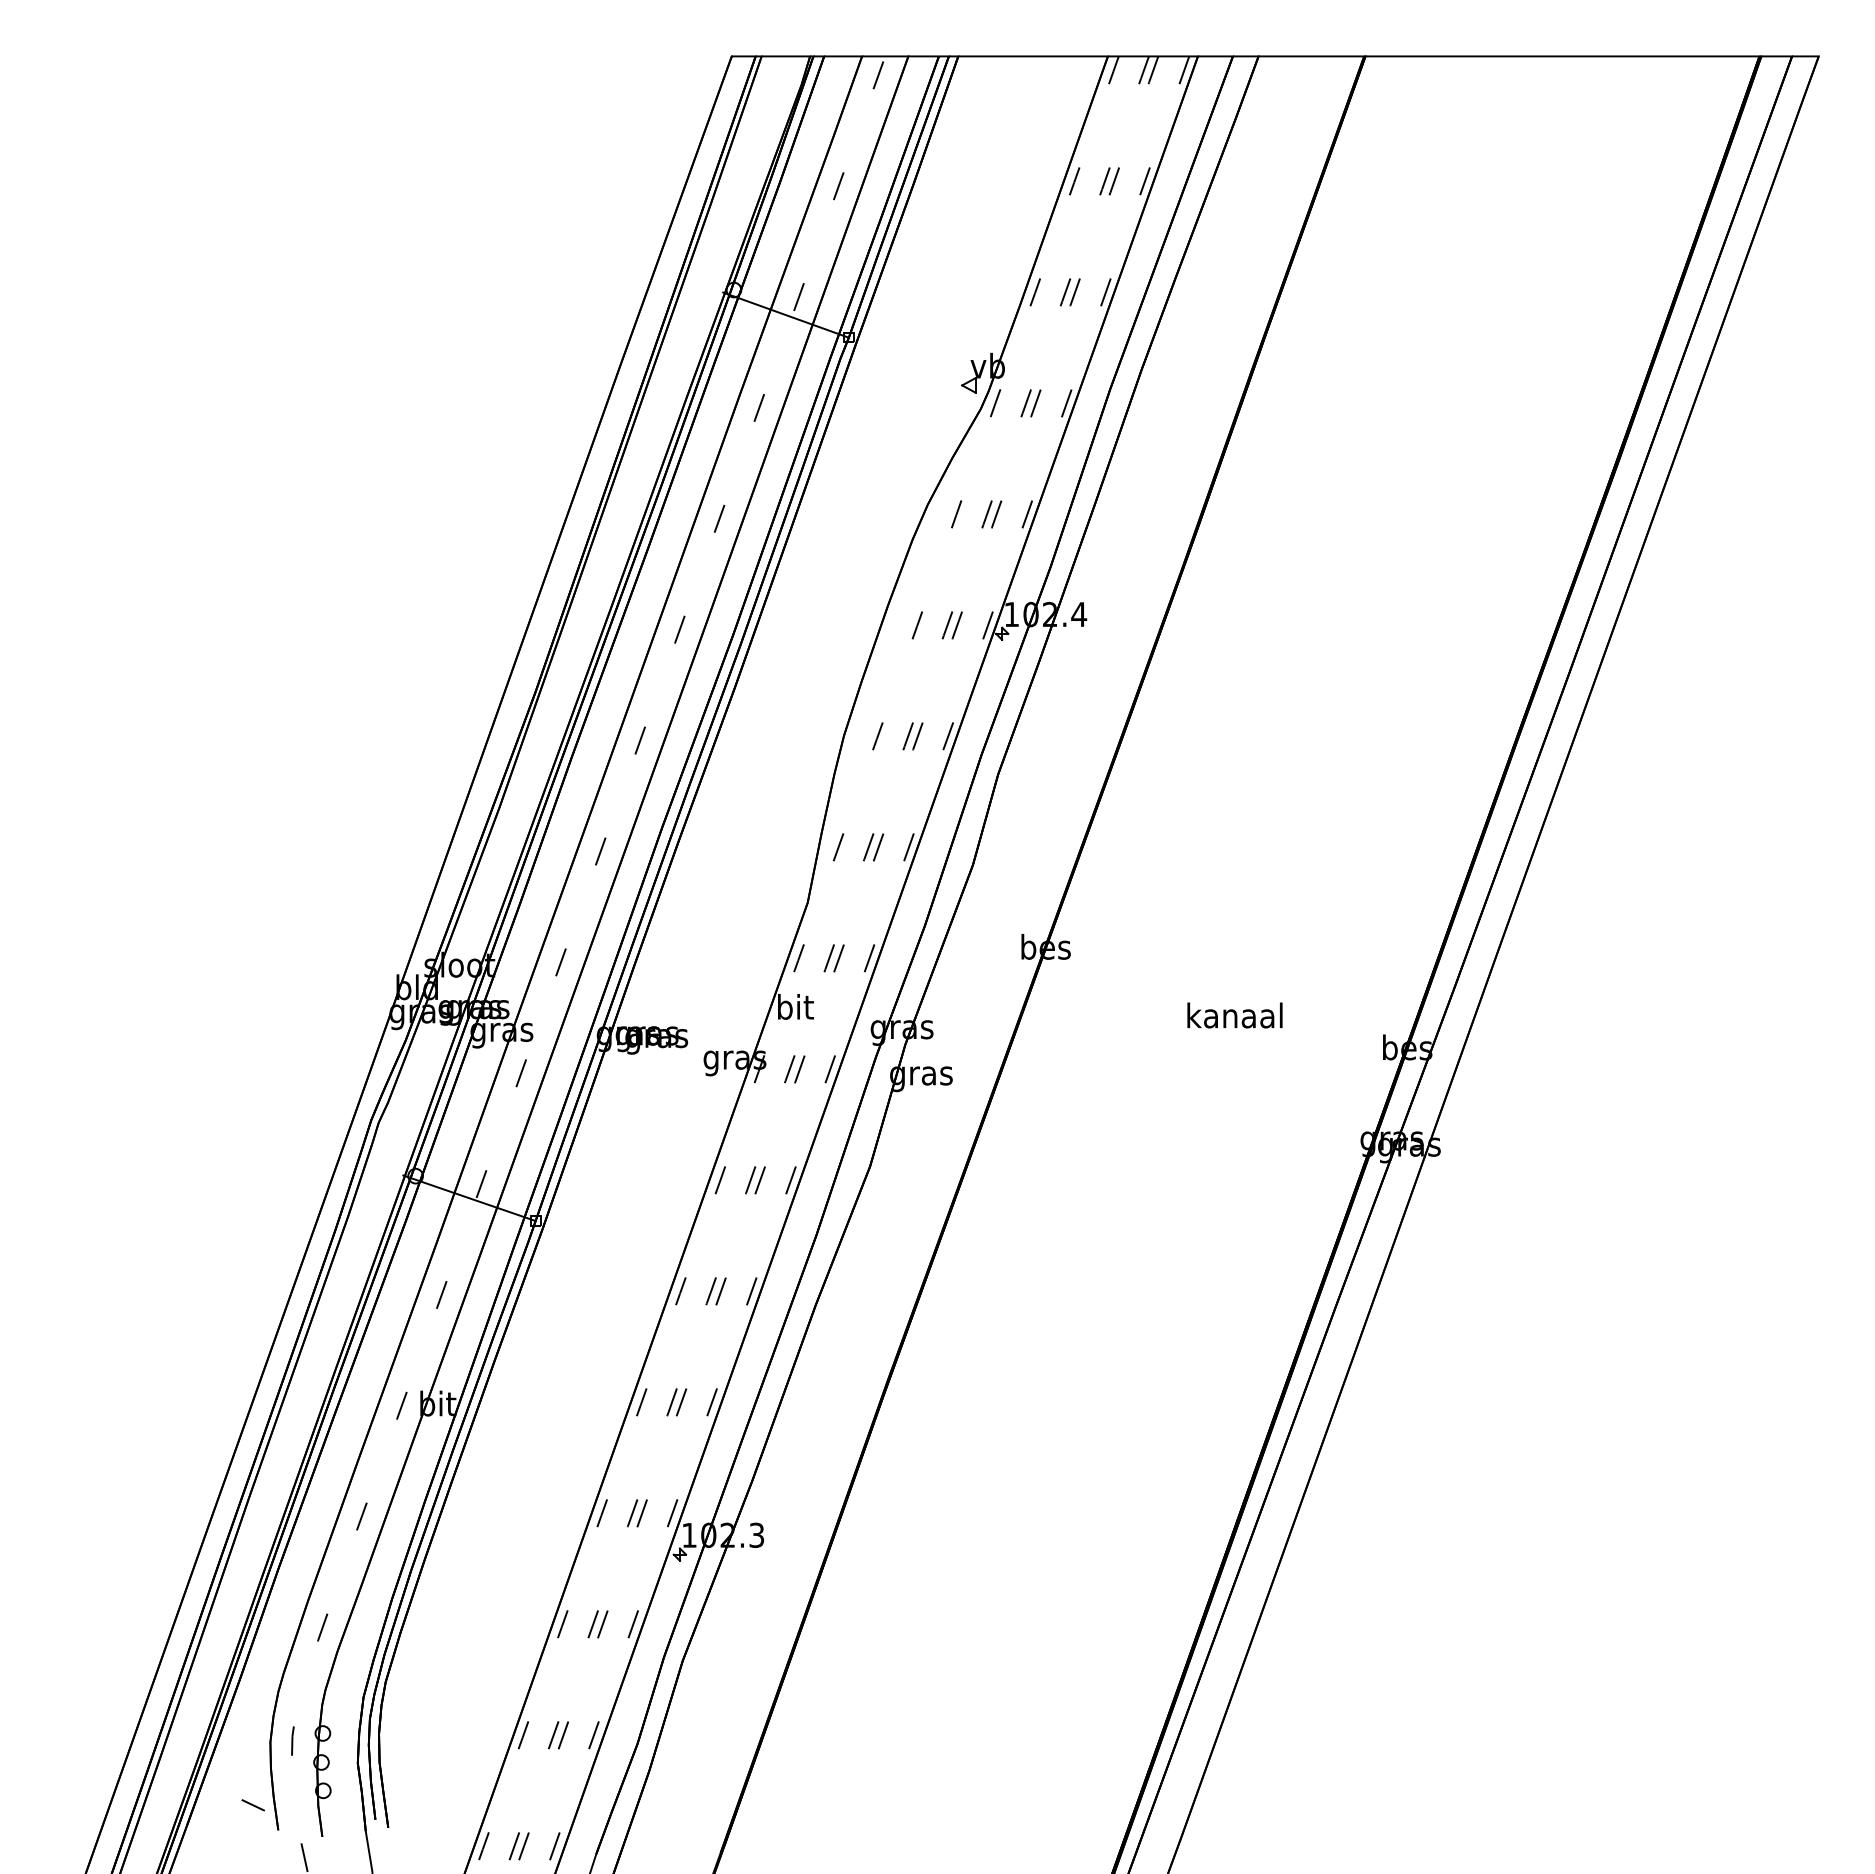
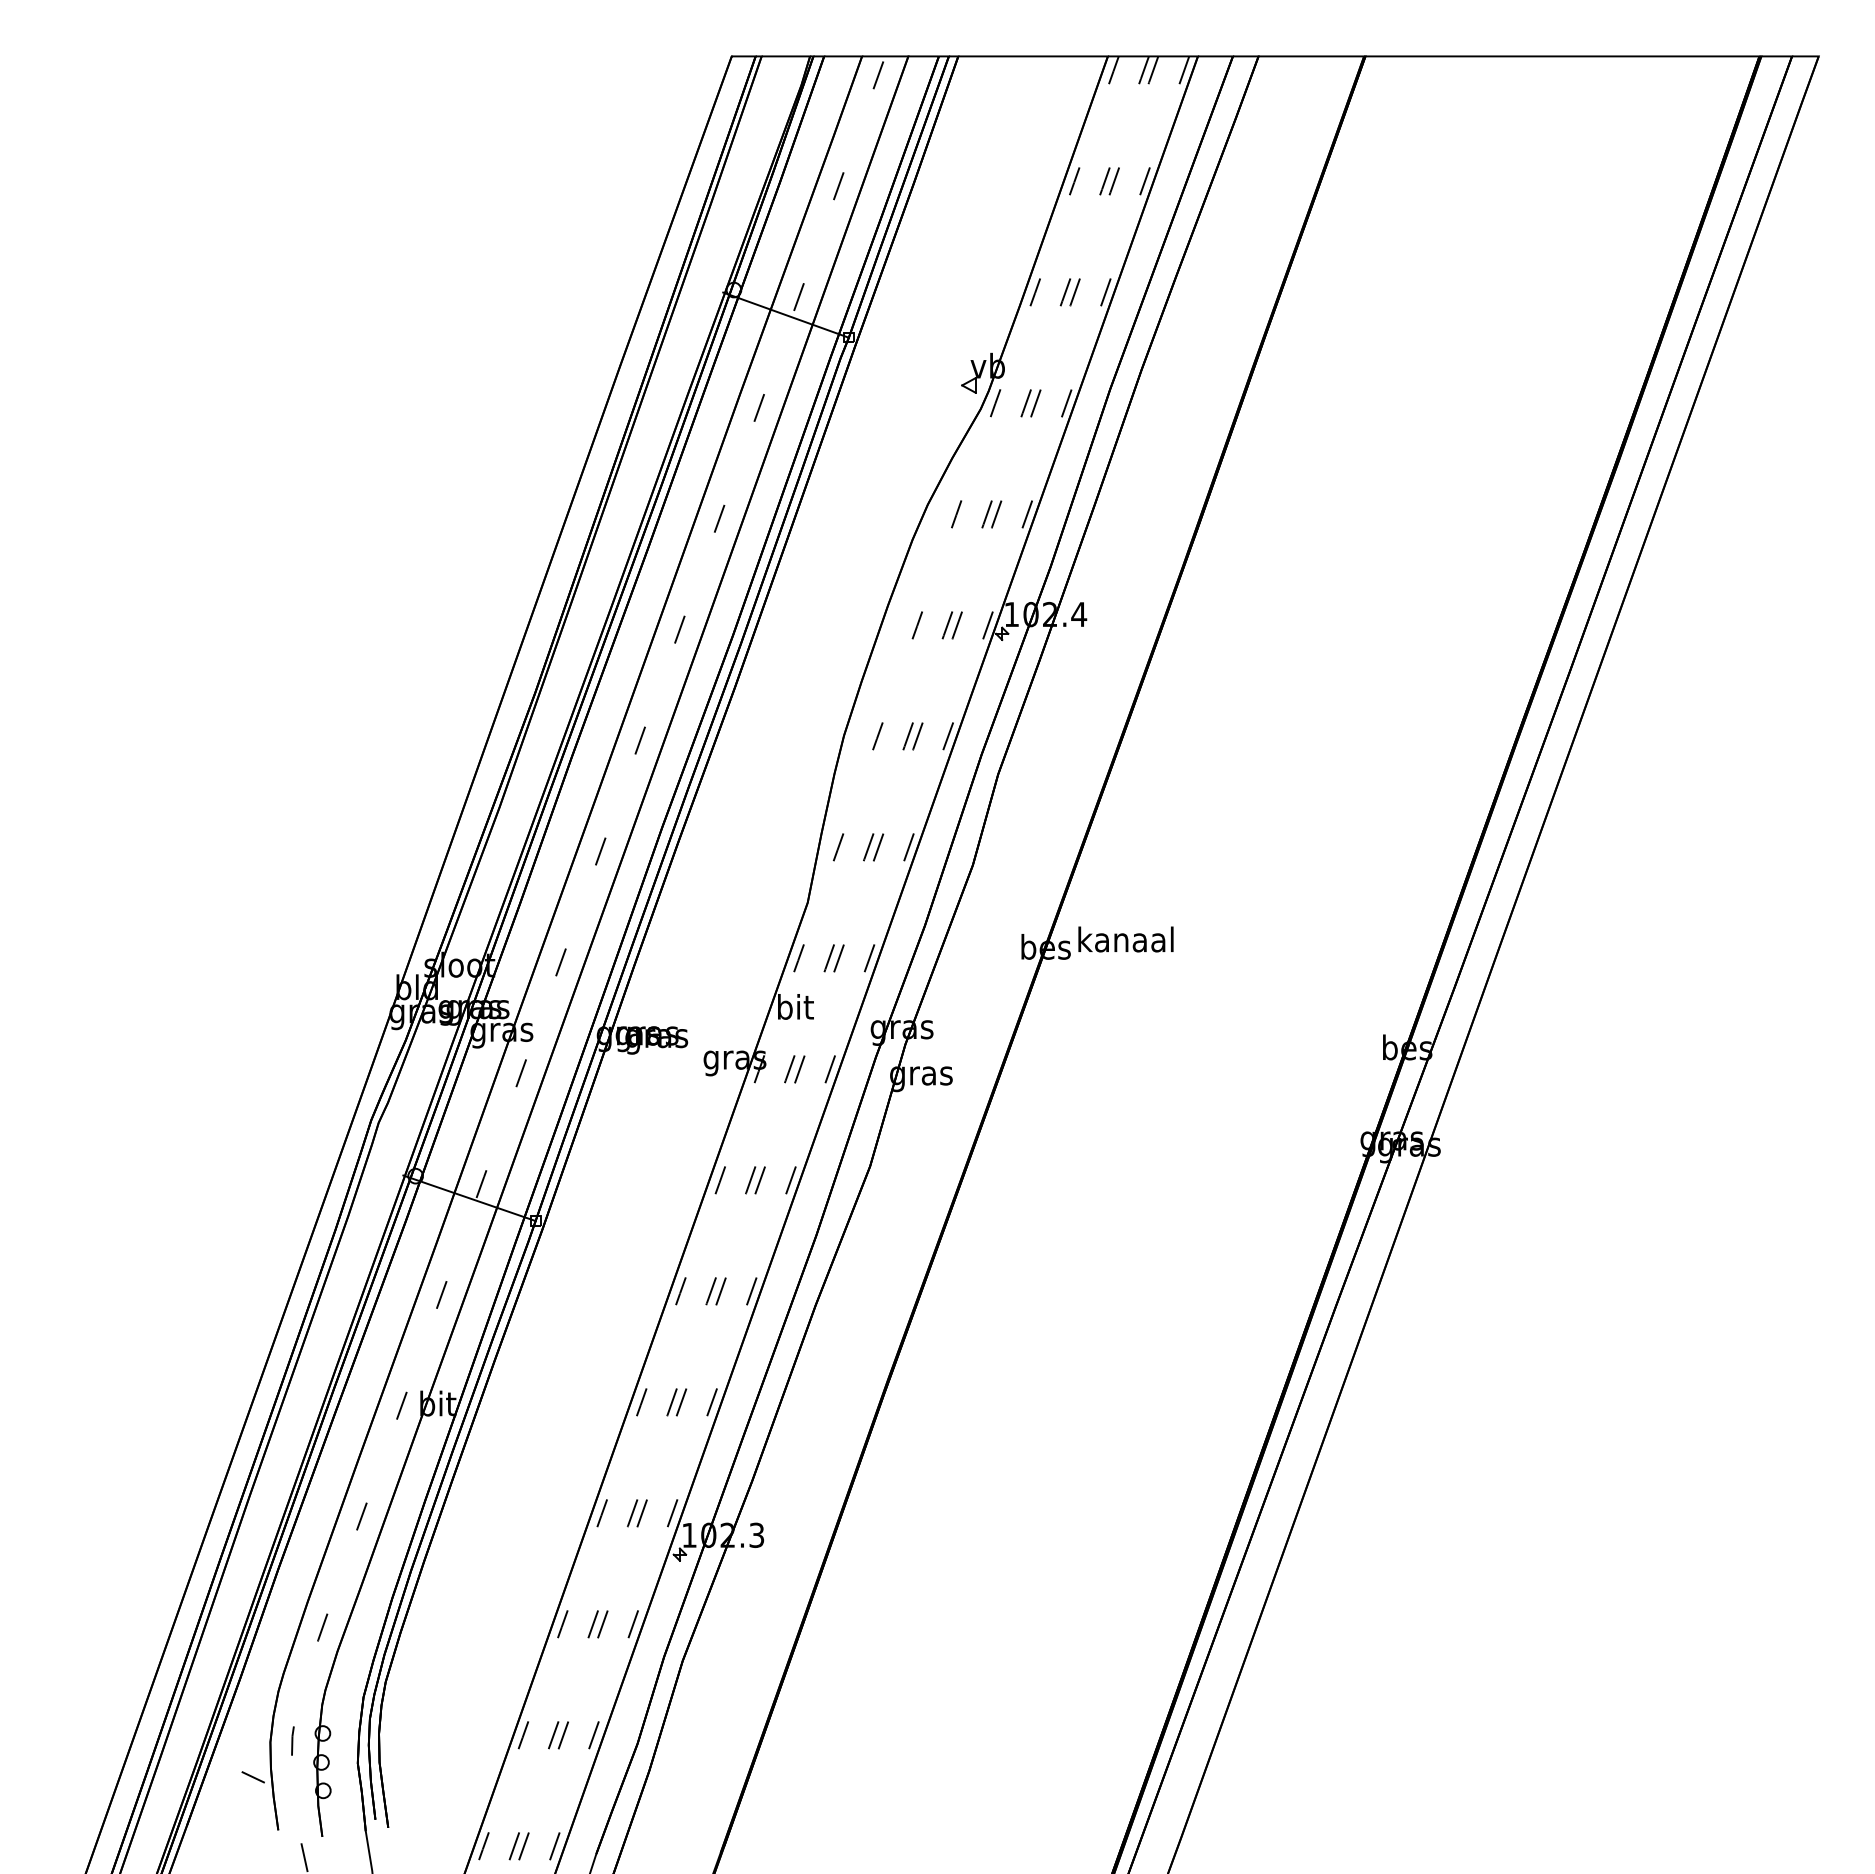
text position: (1234, 1015) -> (1125, 939) (1125, 939)
line position: (252, 1805) -> (252, 1777) (252, 1777)
